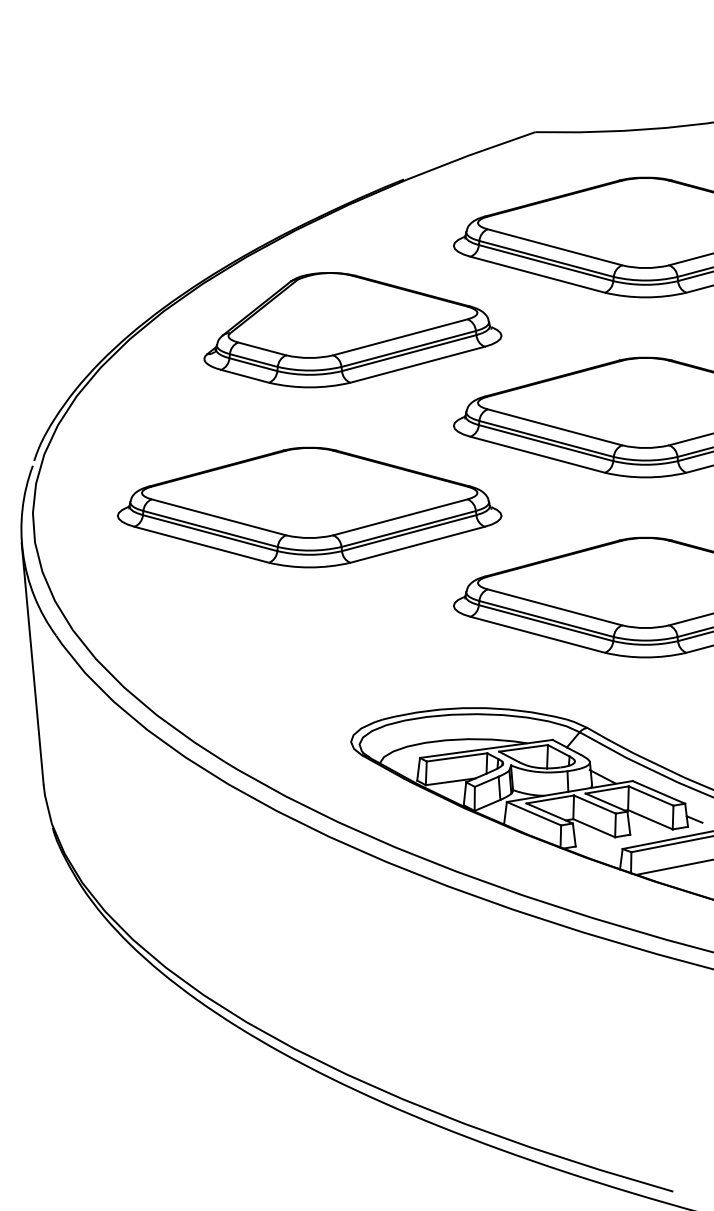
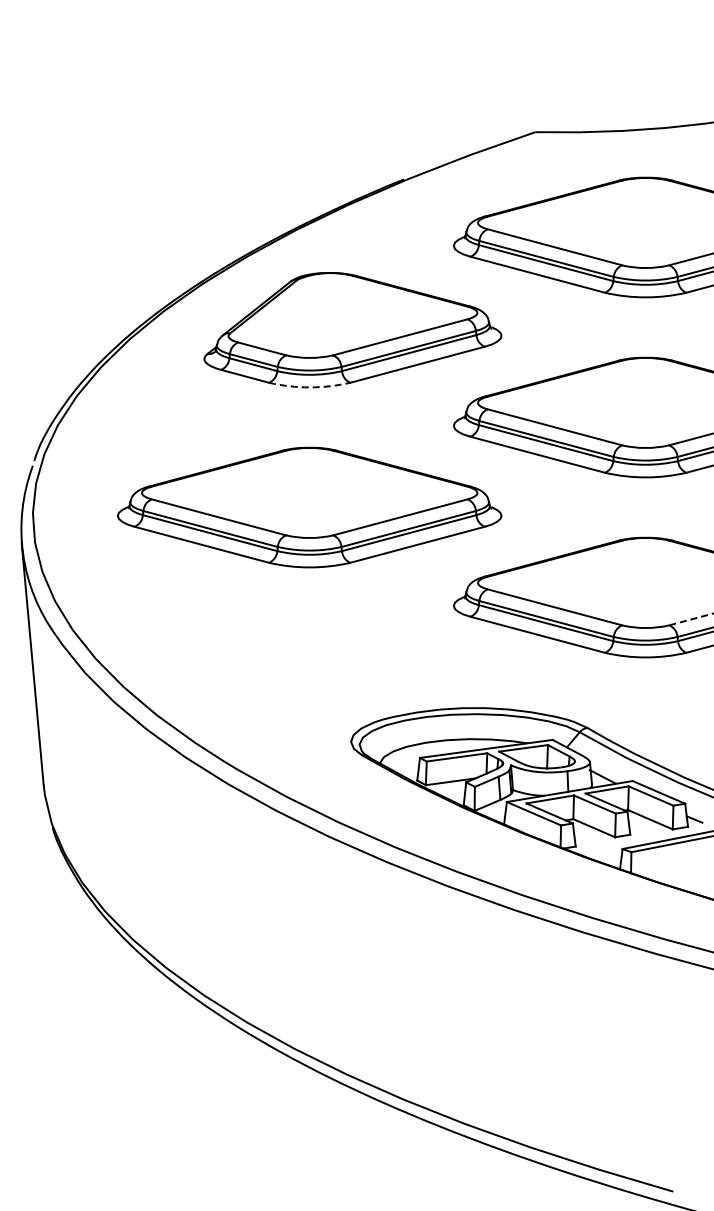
arc: solid -> dashed (309, 387)
line: solid -> dashed (691, 619)
line: present -> none (672, 867)
